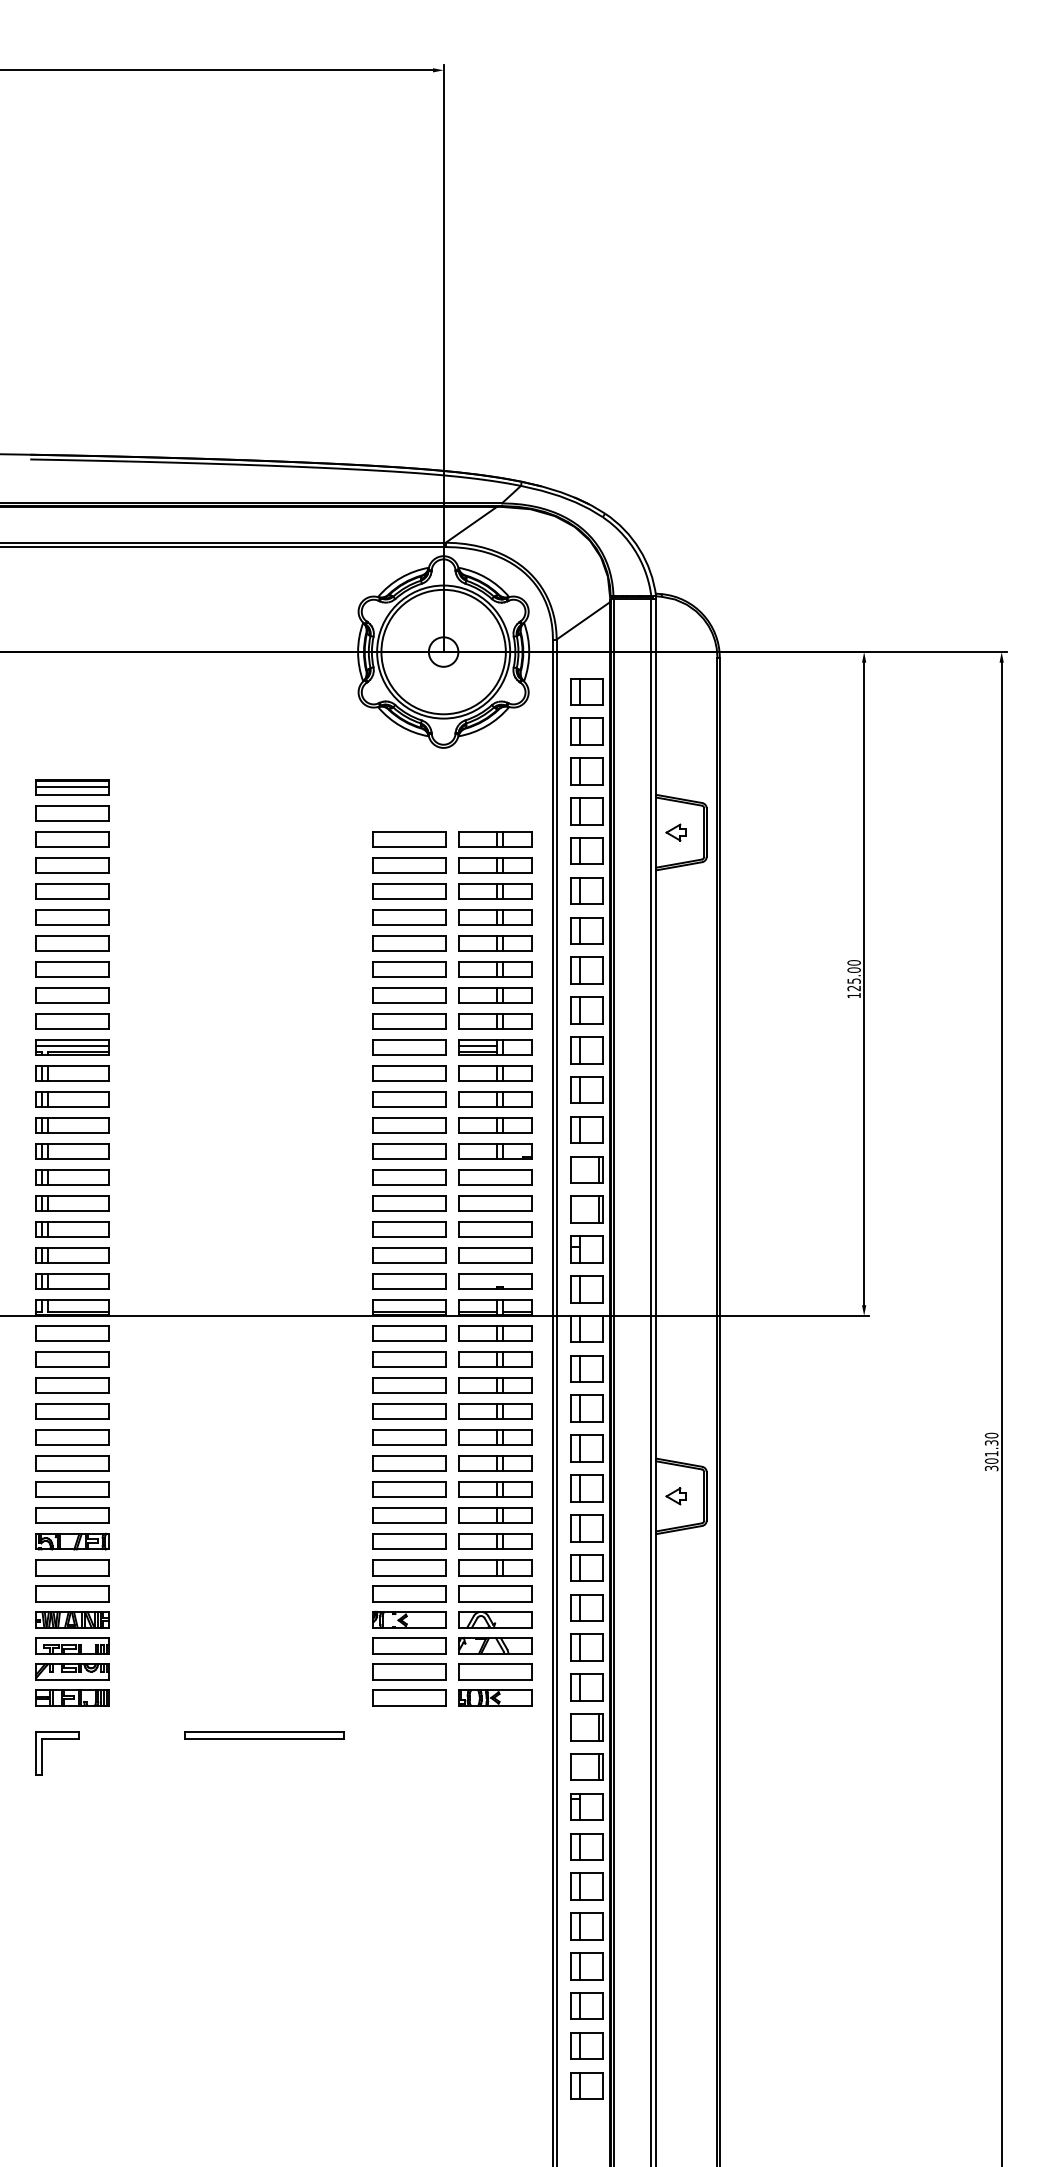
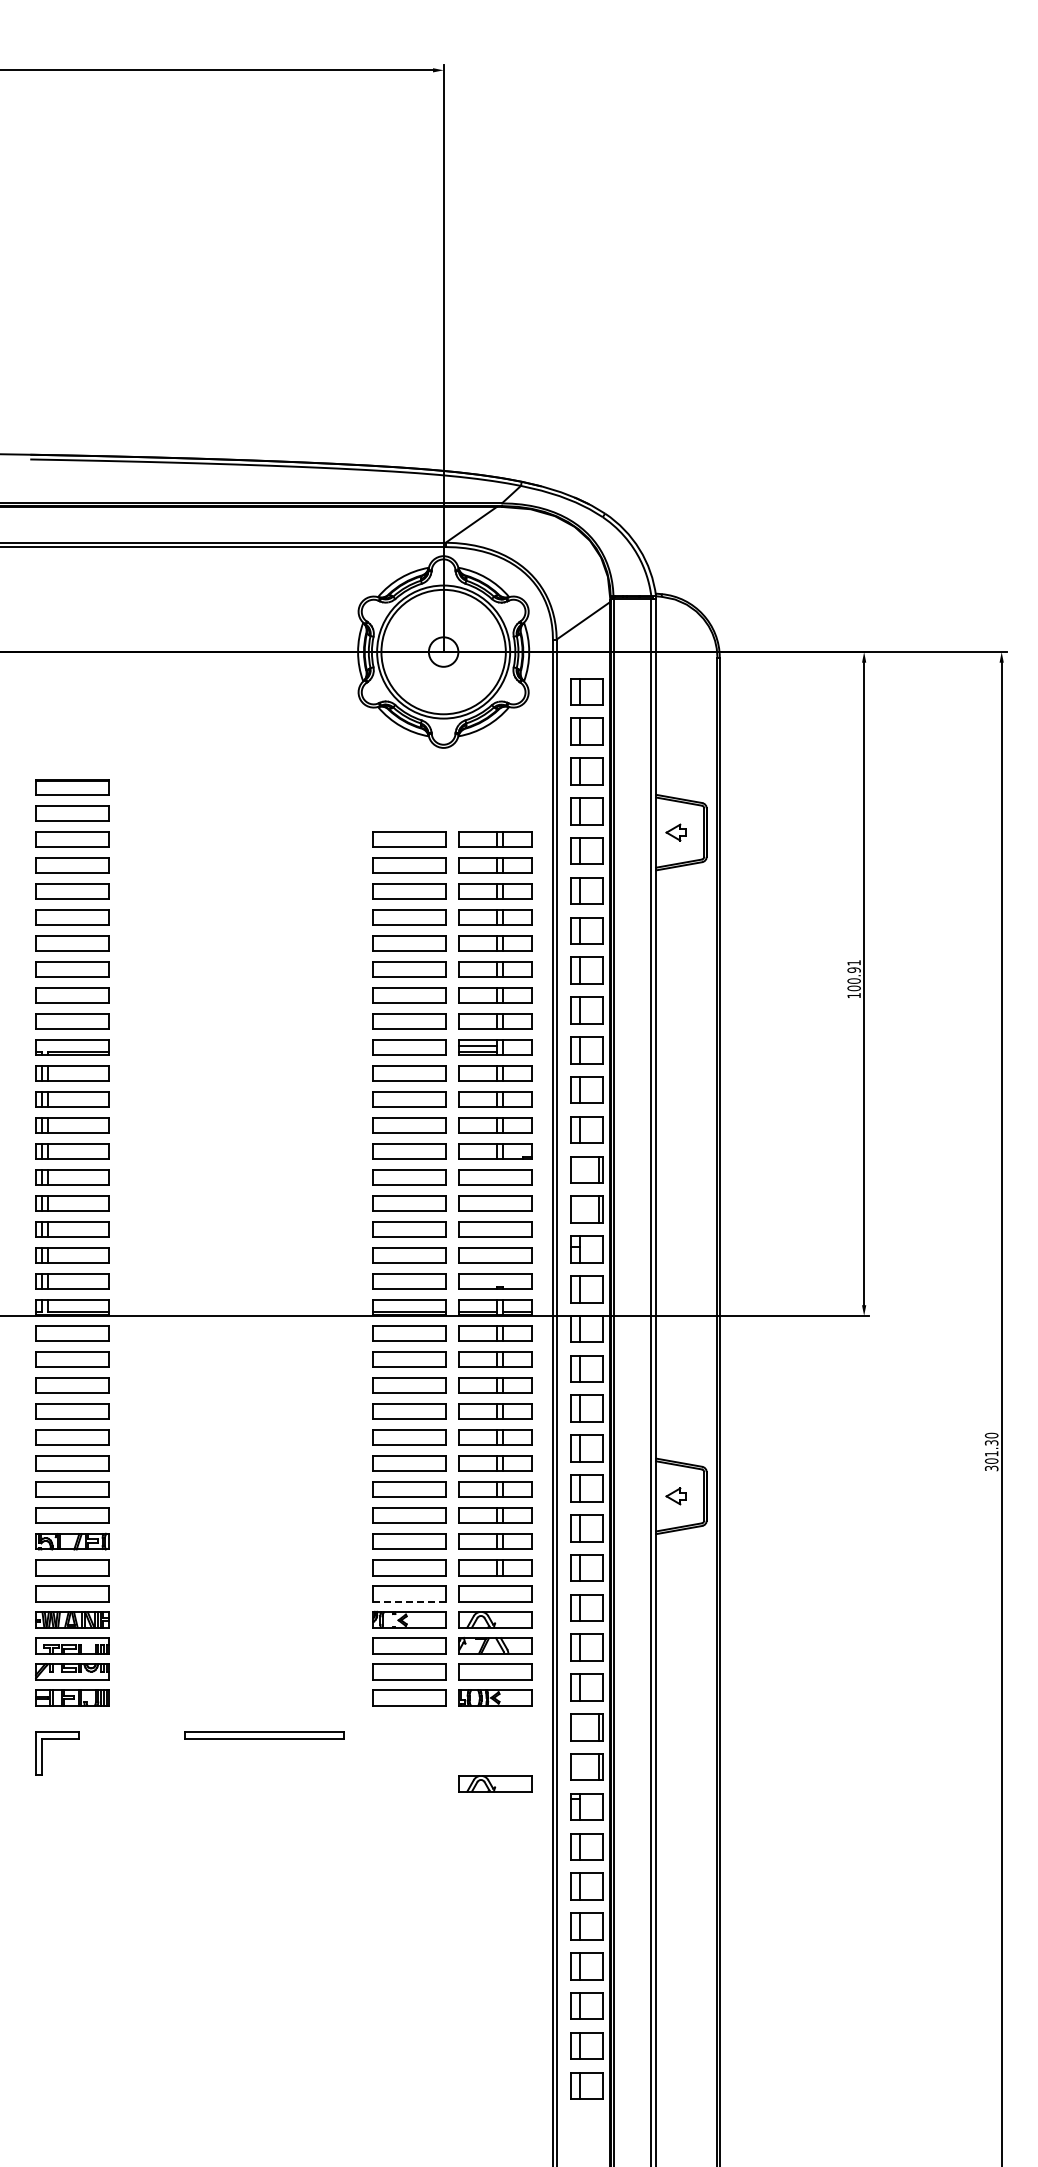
line: present -> none (72, 786)
text: 125.00 -> 100.91 (853, 975)
line: present -> none (72, 1046)
line: solid -> dashed (409, 1601)
part: none -> present (495, 1783)
